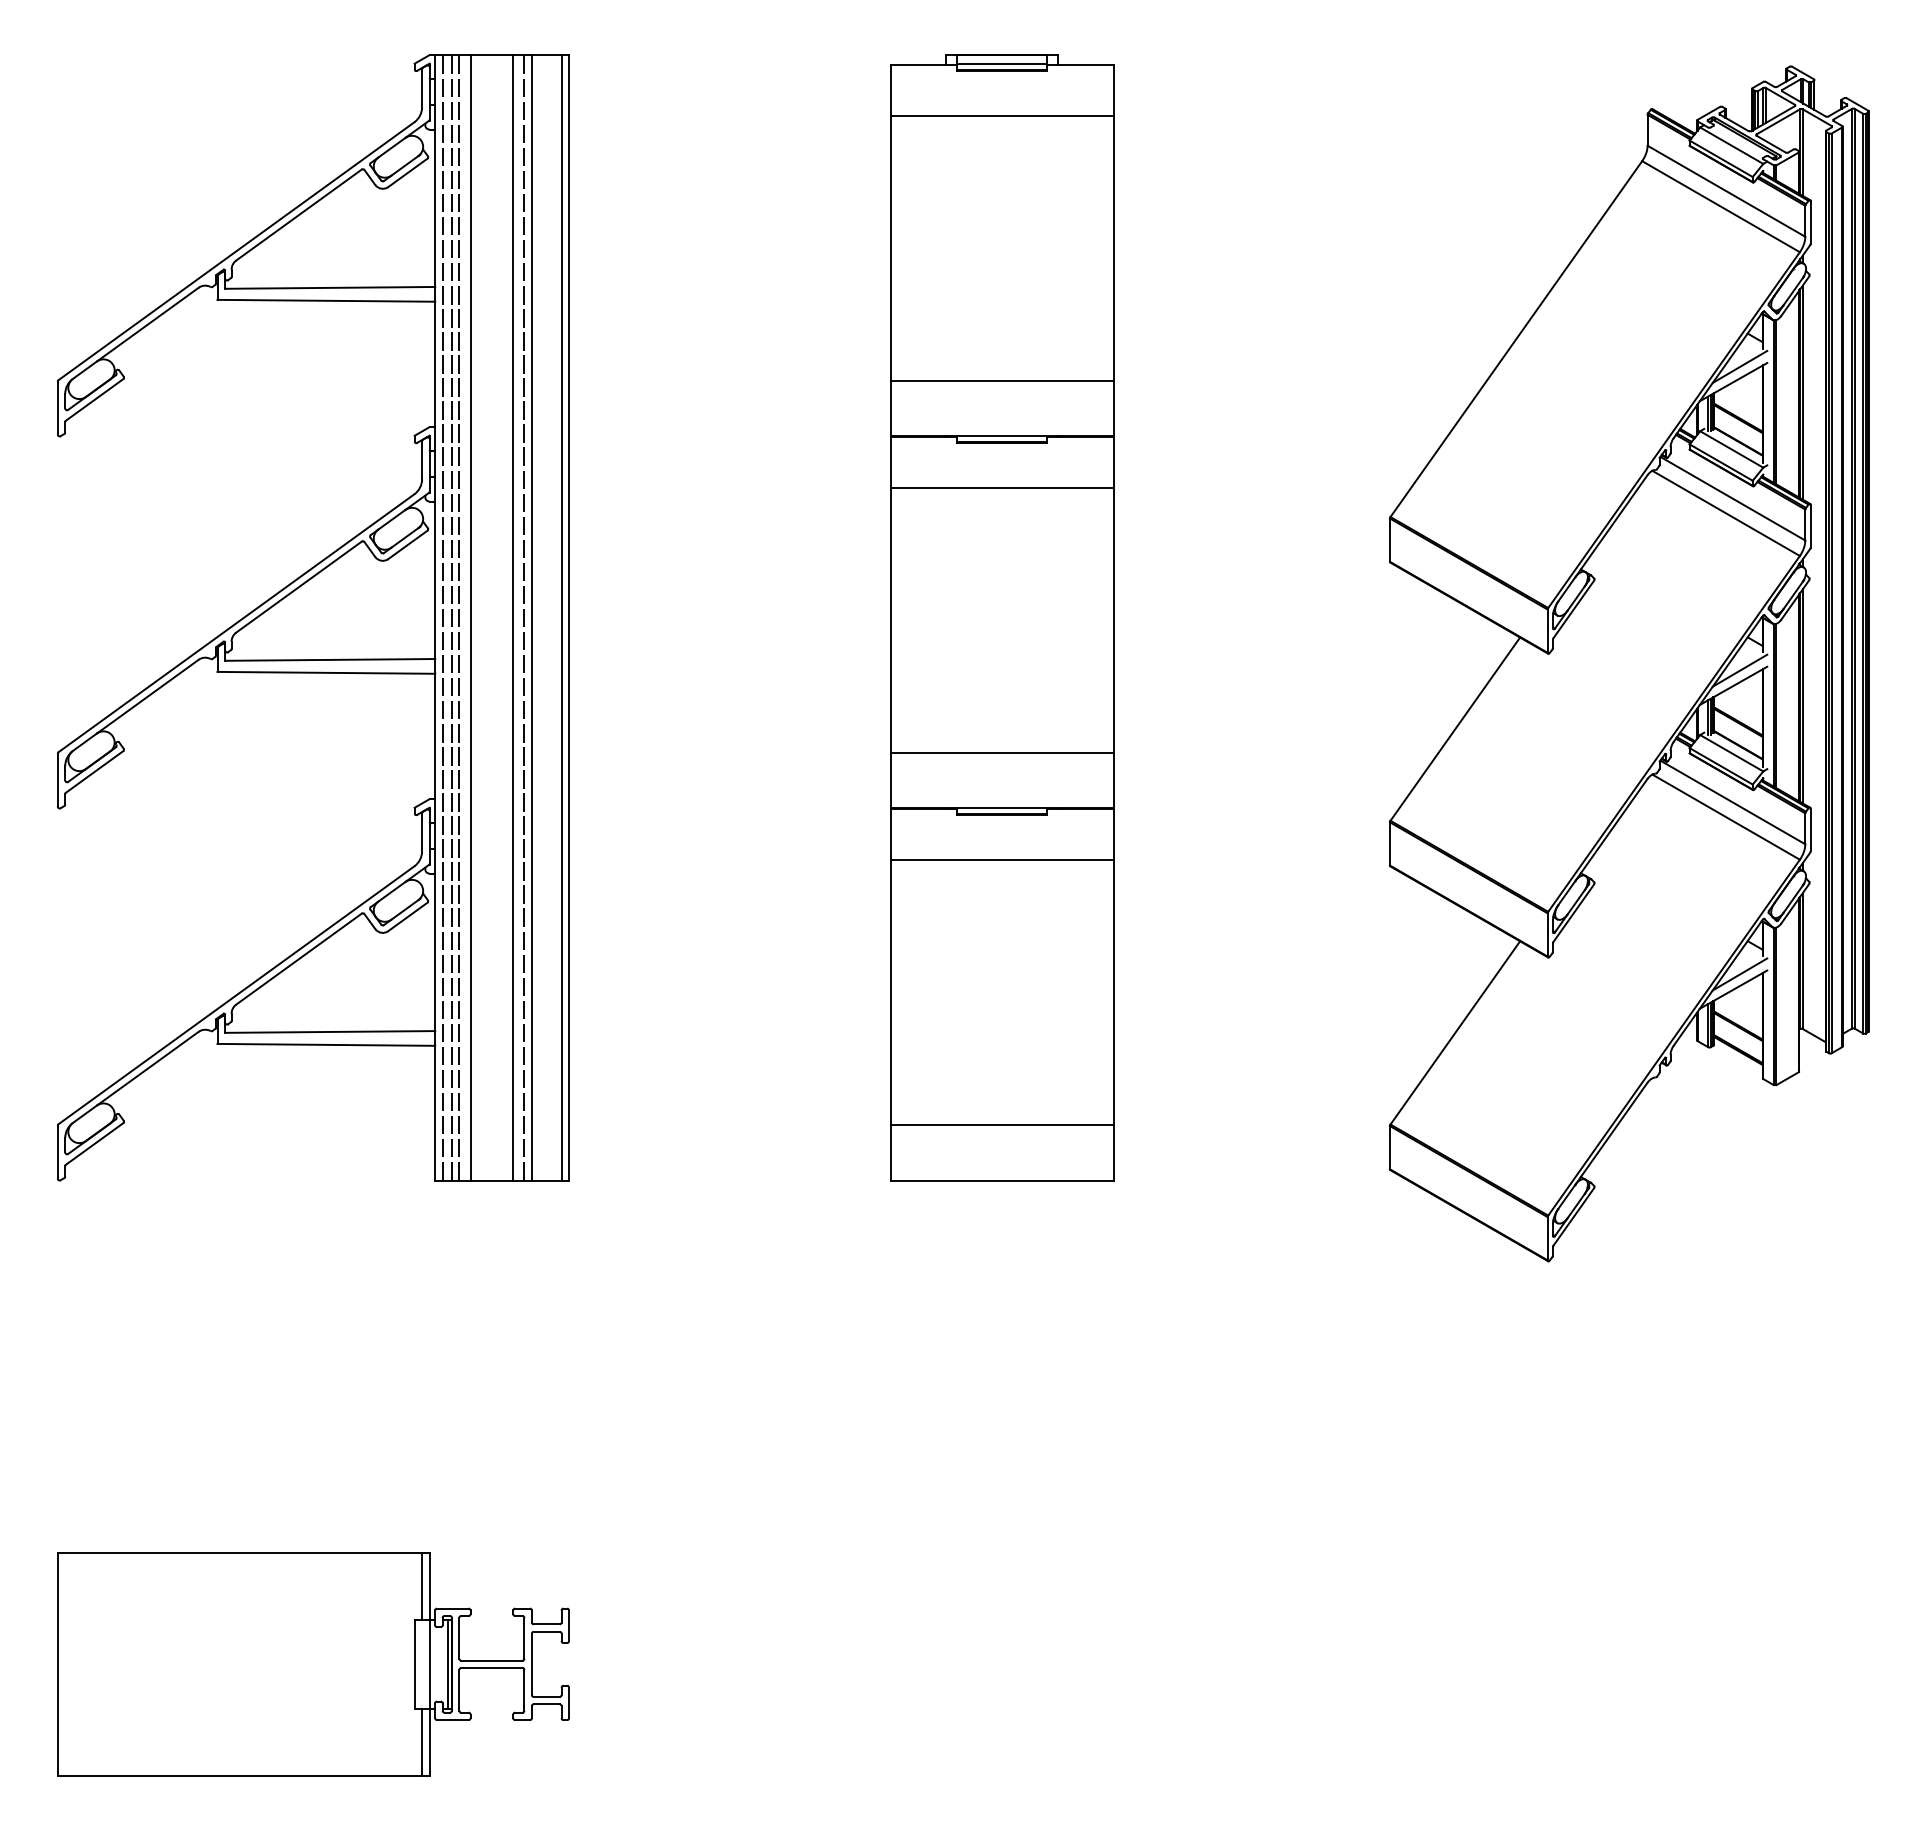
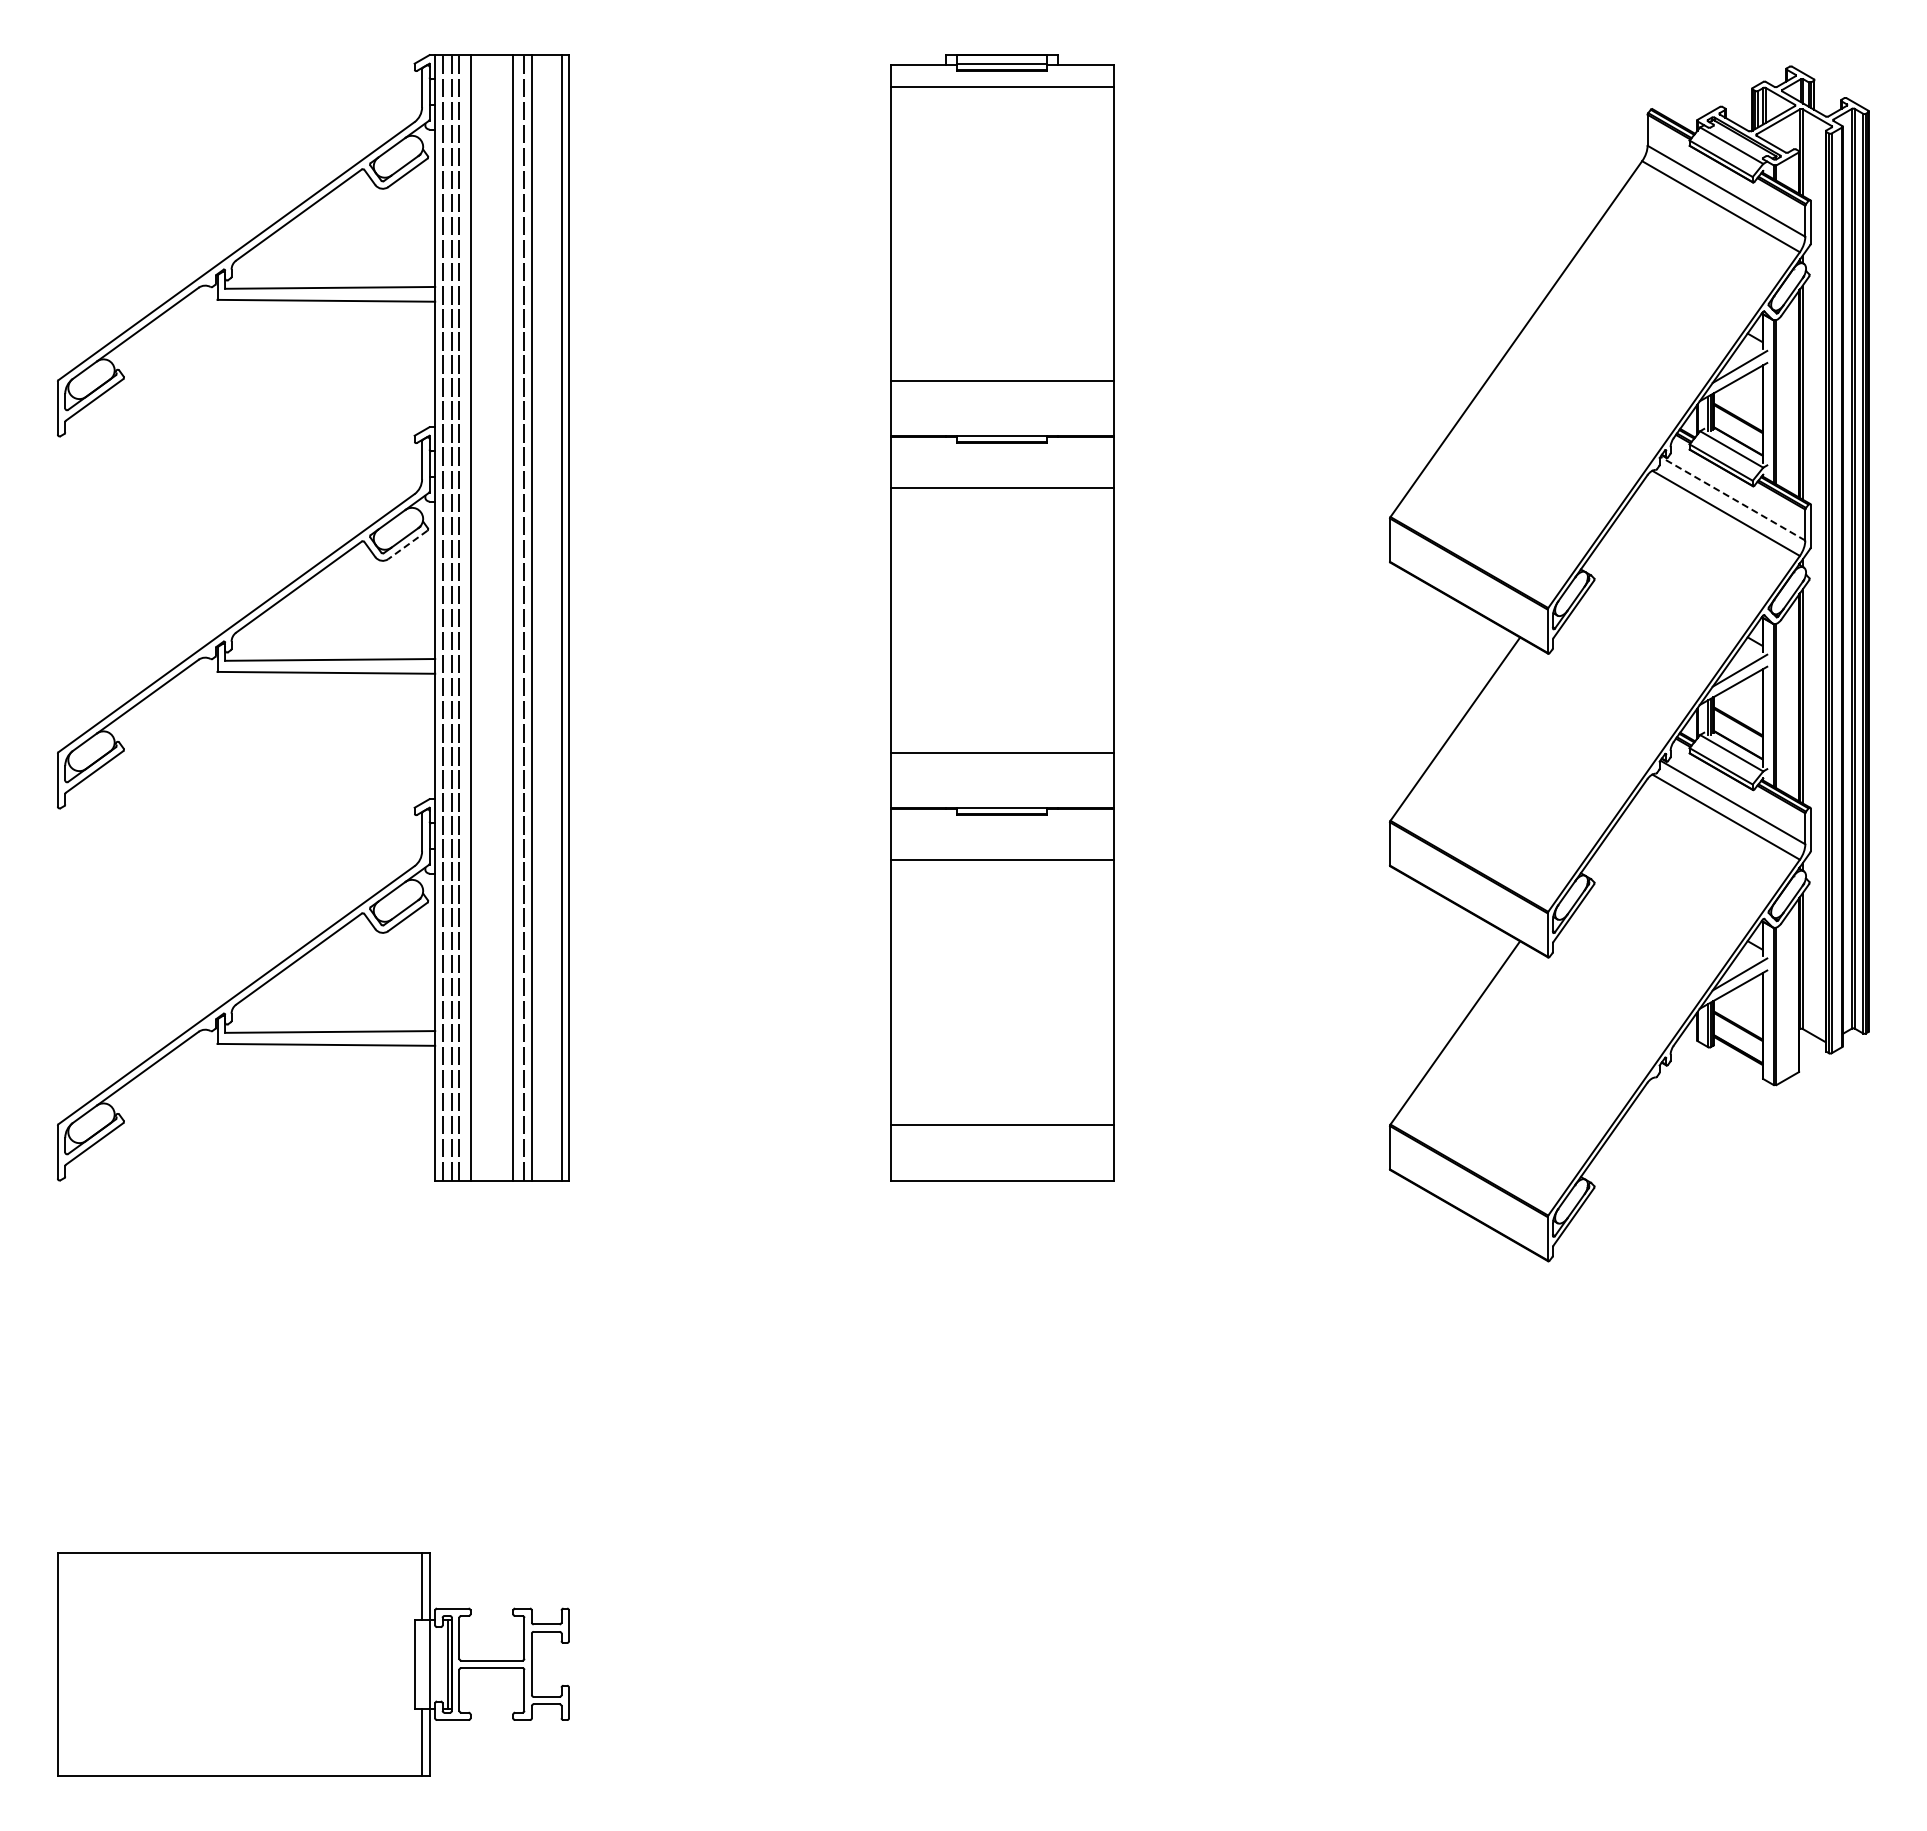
line position: (1001, 115) -> (1001, 86) (1001, 86)
line: solid -> dashed (1732, 498)
line: solid -> dashed (407, 545)
